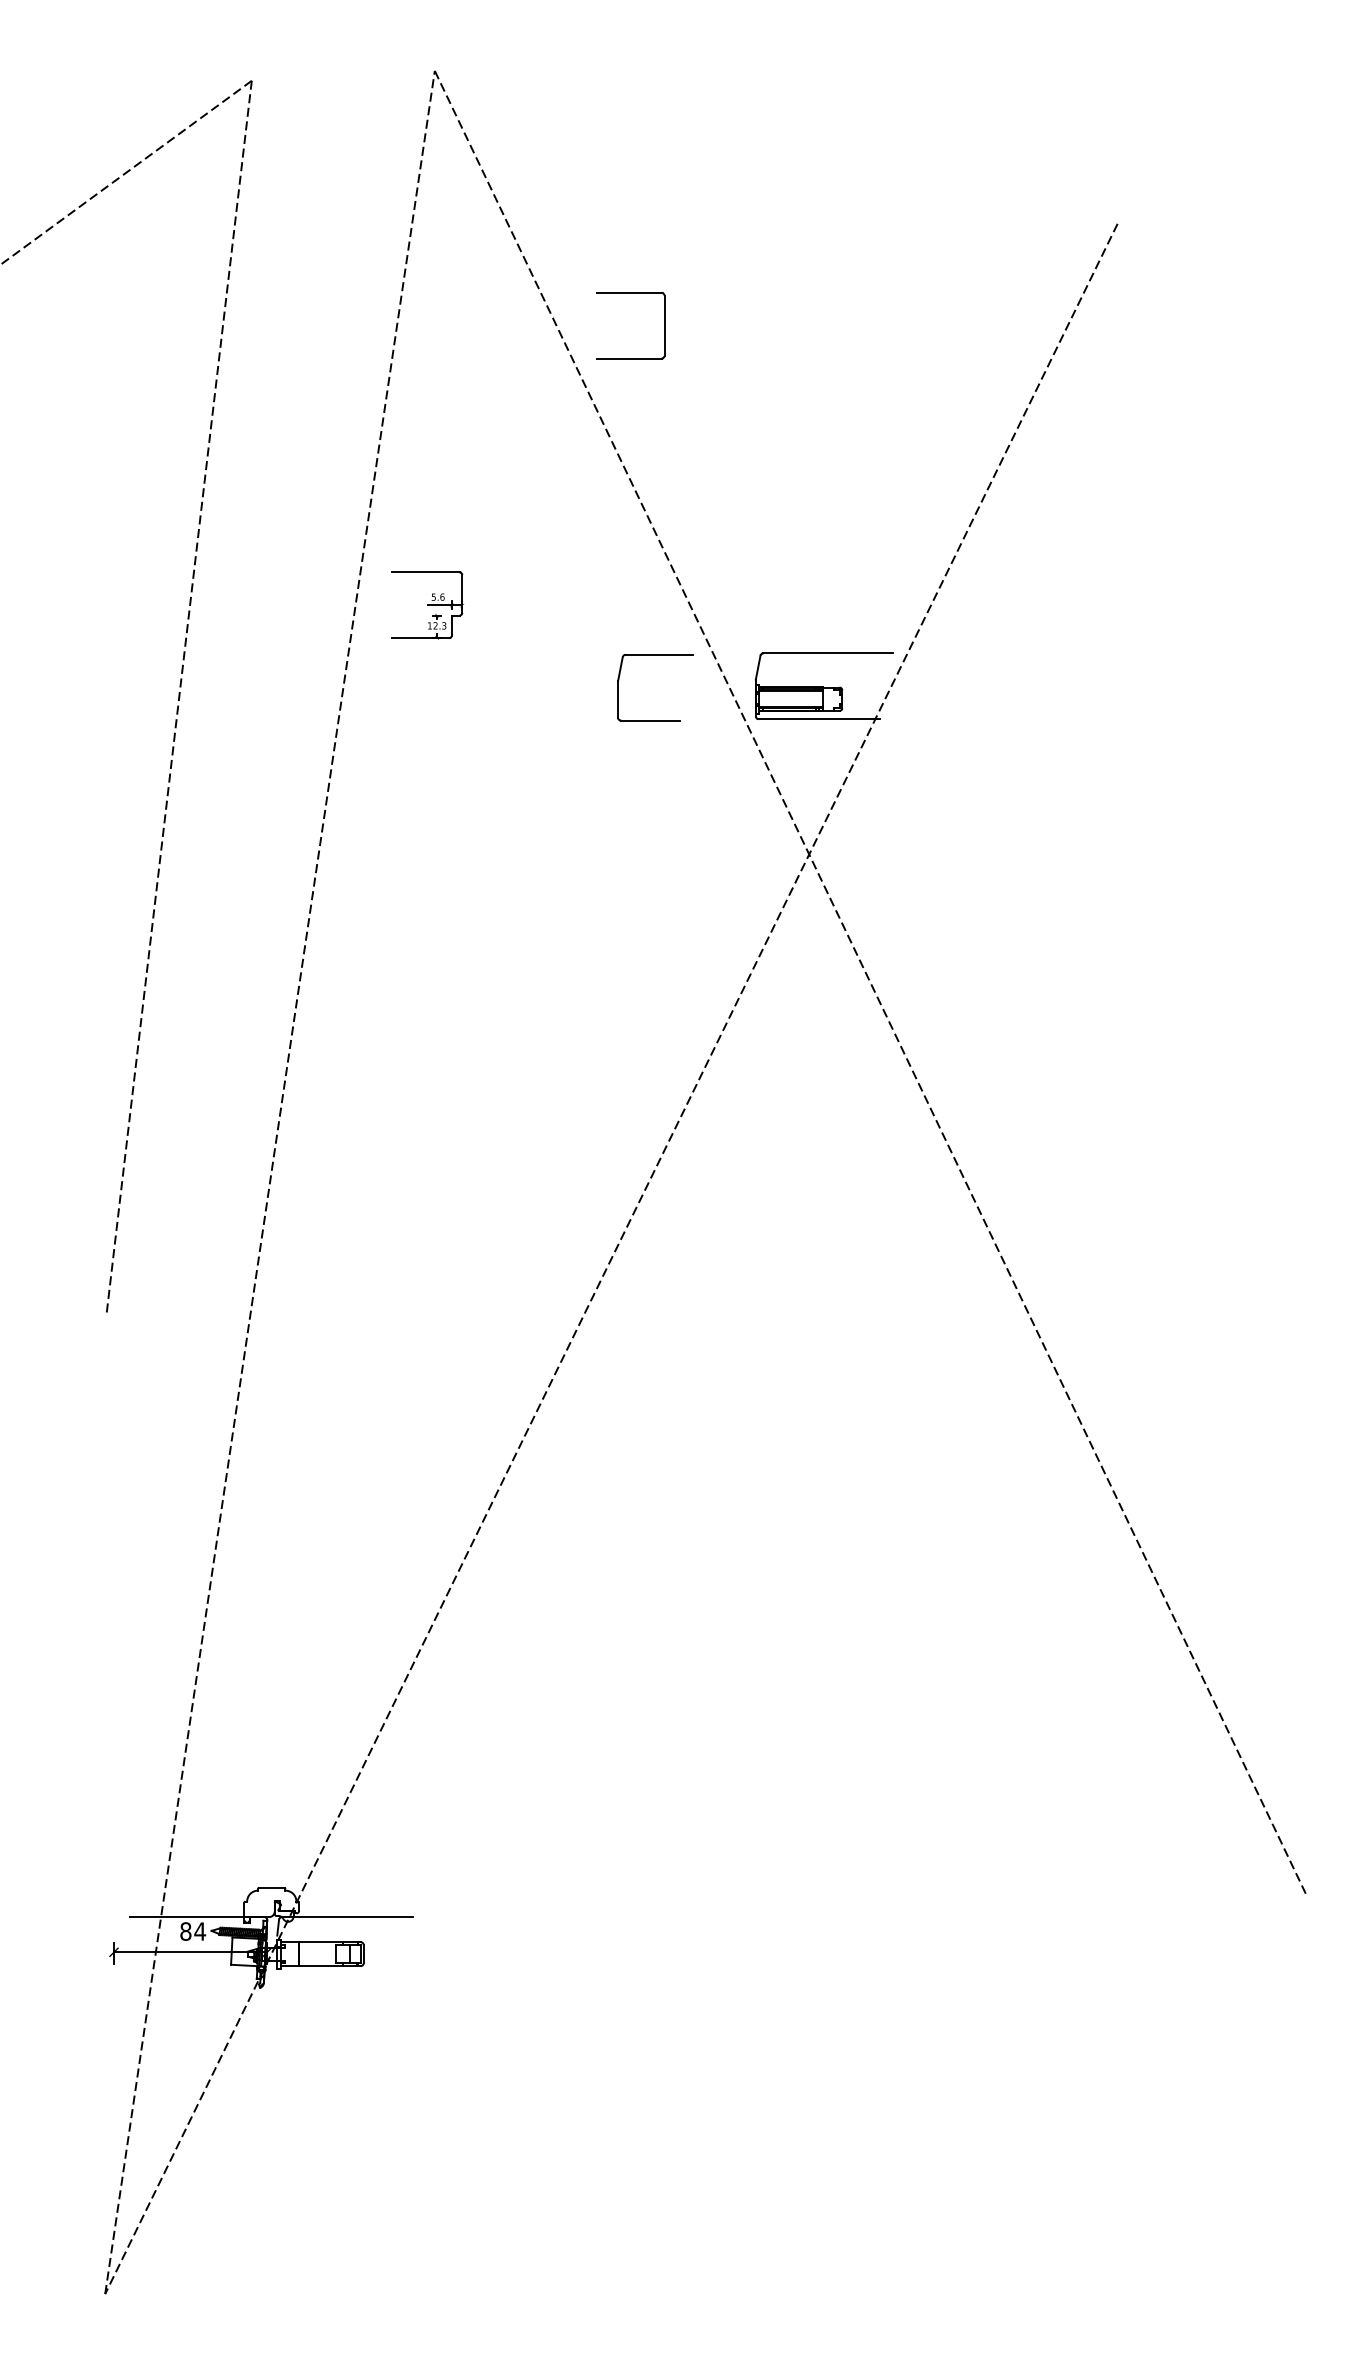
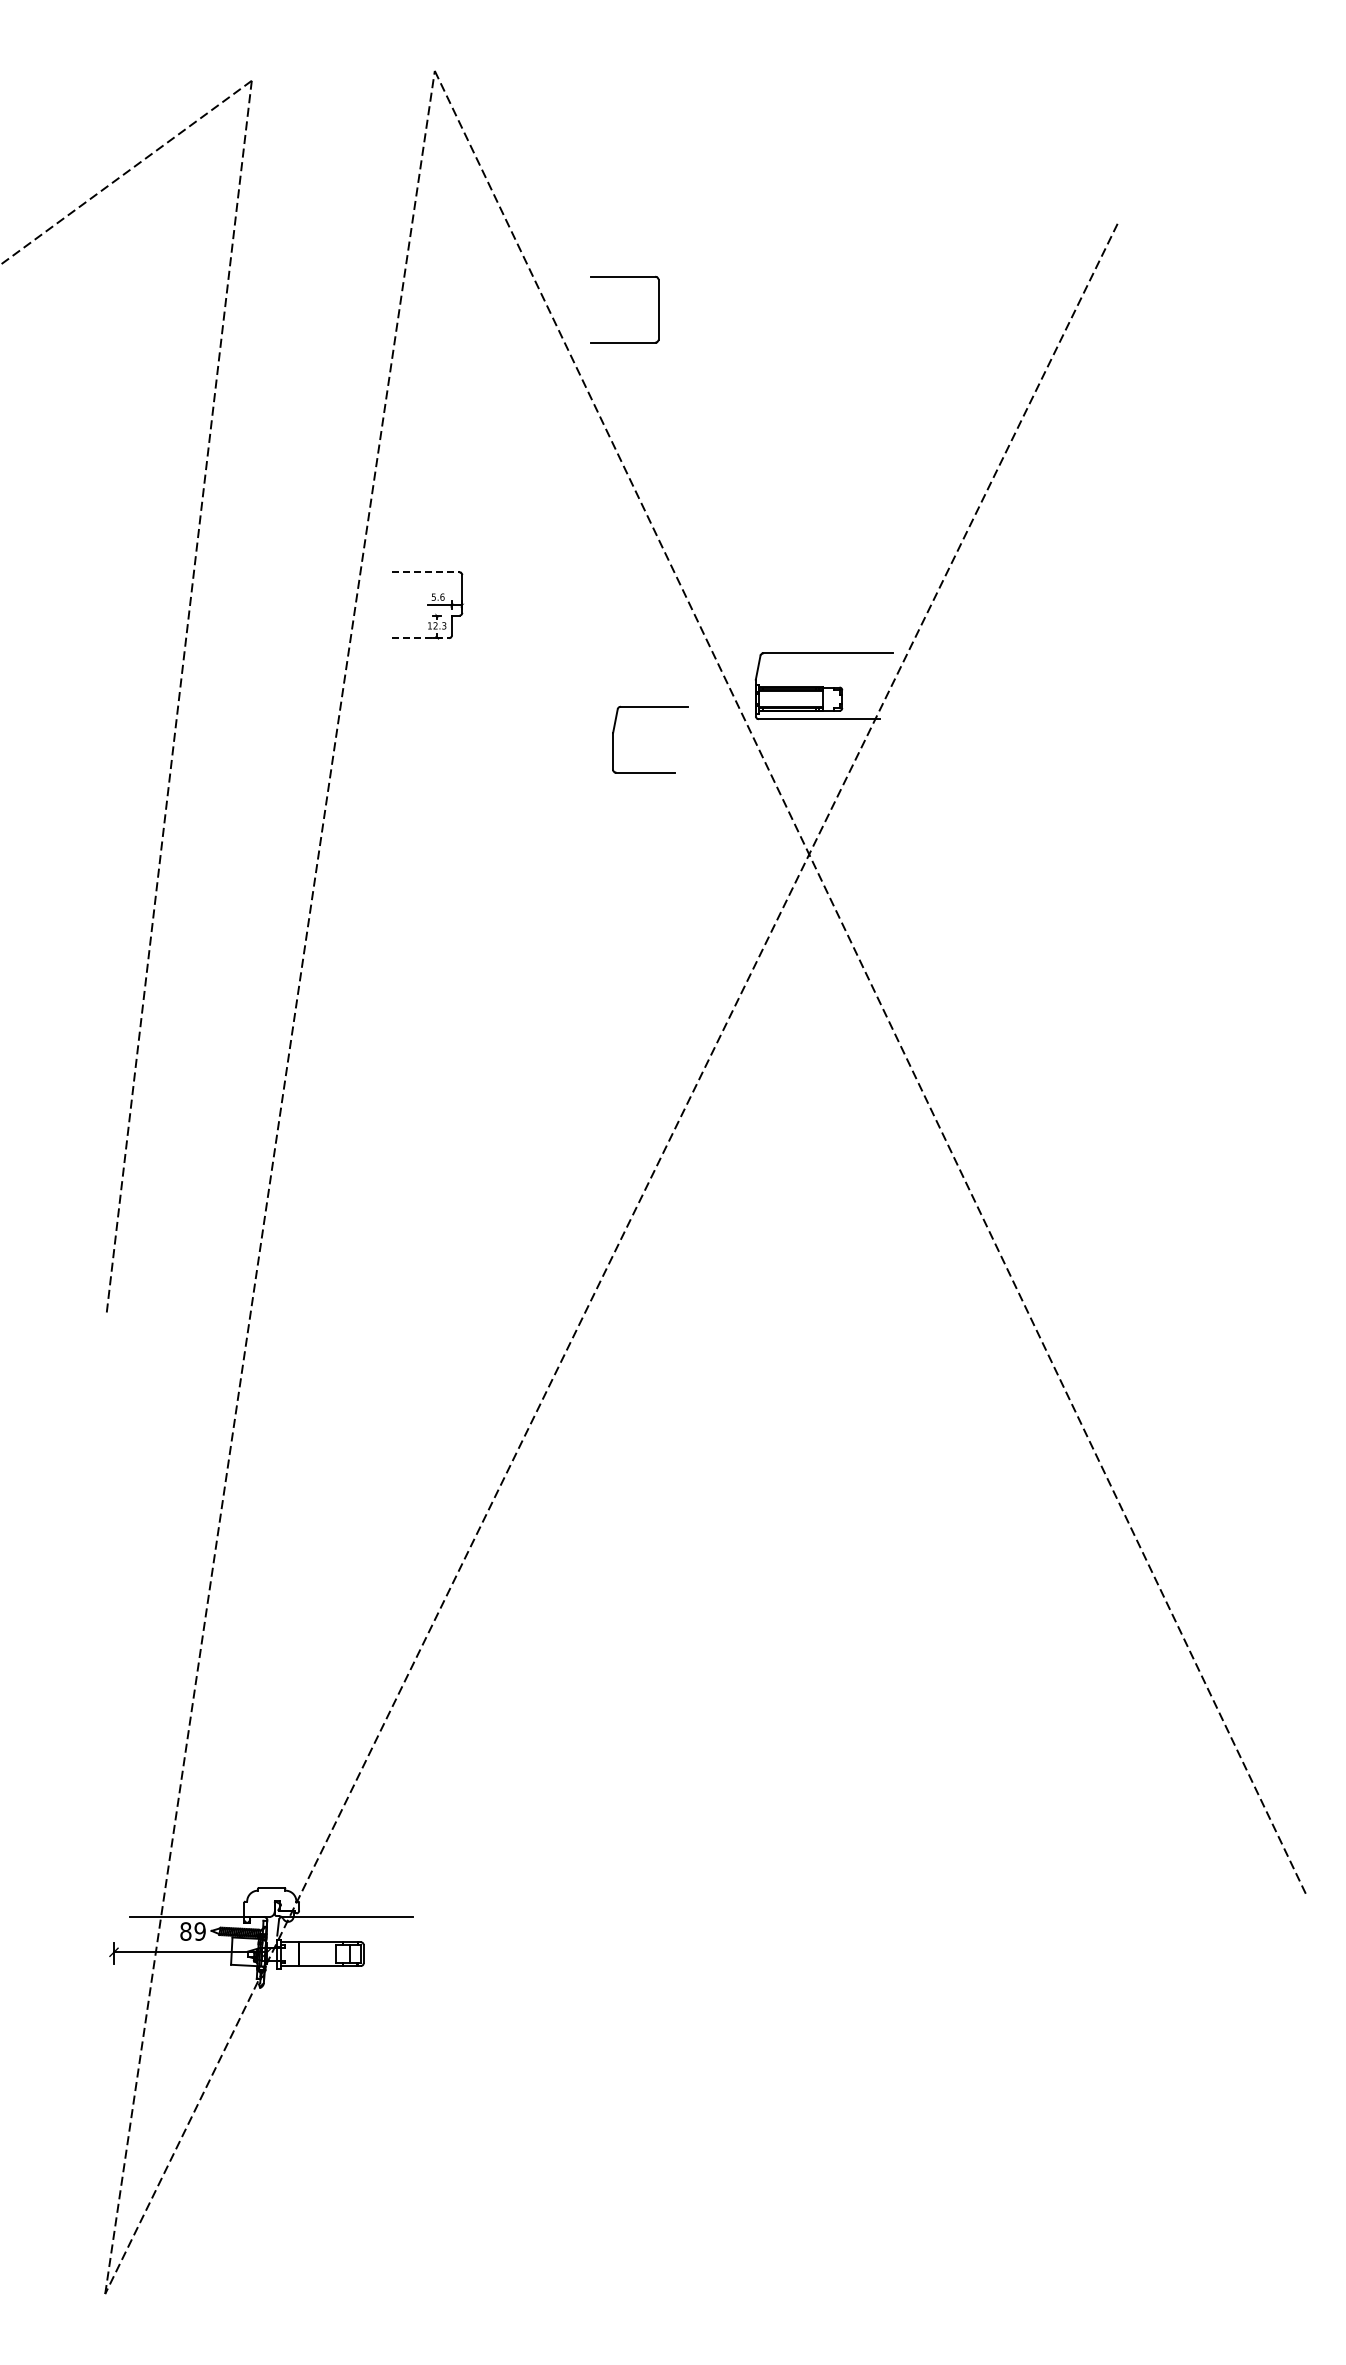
part position: (630, 293) -> (624, 277) (624, 277)
line: solid -> dashed (426, 572)
line: solid -> dashed (420, 638)
part position: (655, 655) -> (650, 707) (650, 707)
text: 84 -> 89 (200, 1931)
